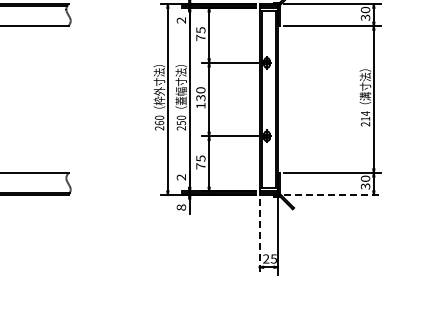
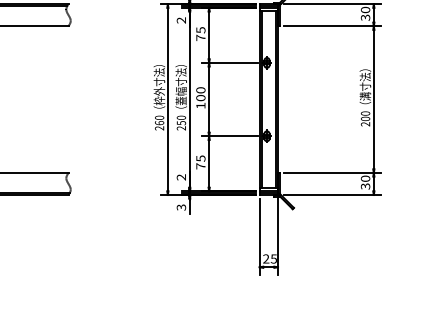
text: 130 -> 100 (200, 97)
text: 214 -> 200 (365, 116)
line: dashed -> solid (332, 194)
text: 8 -> 3 (181, 207)
line: dashed -> solid (259, 236)
